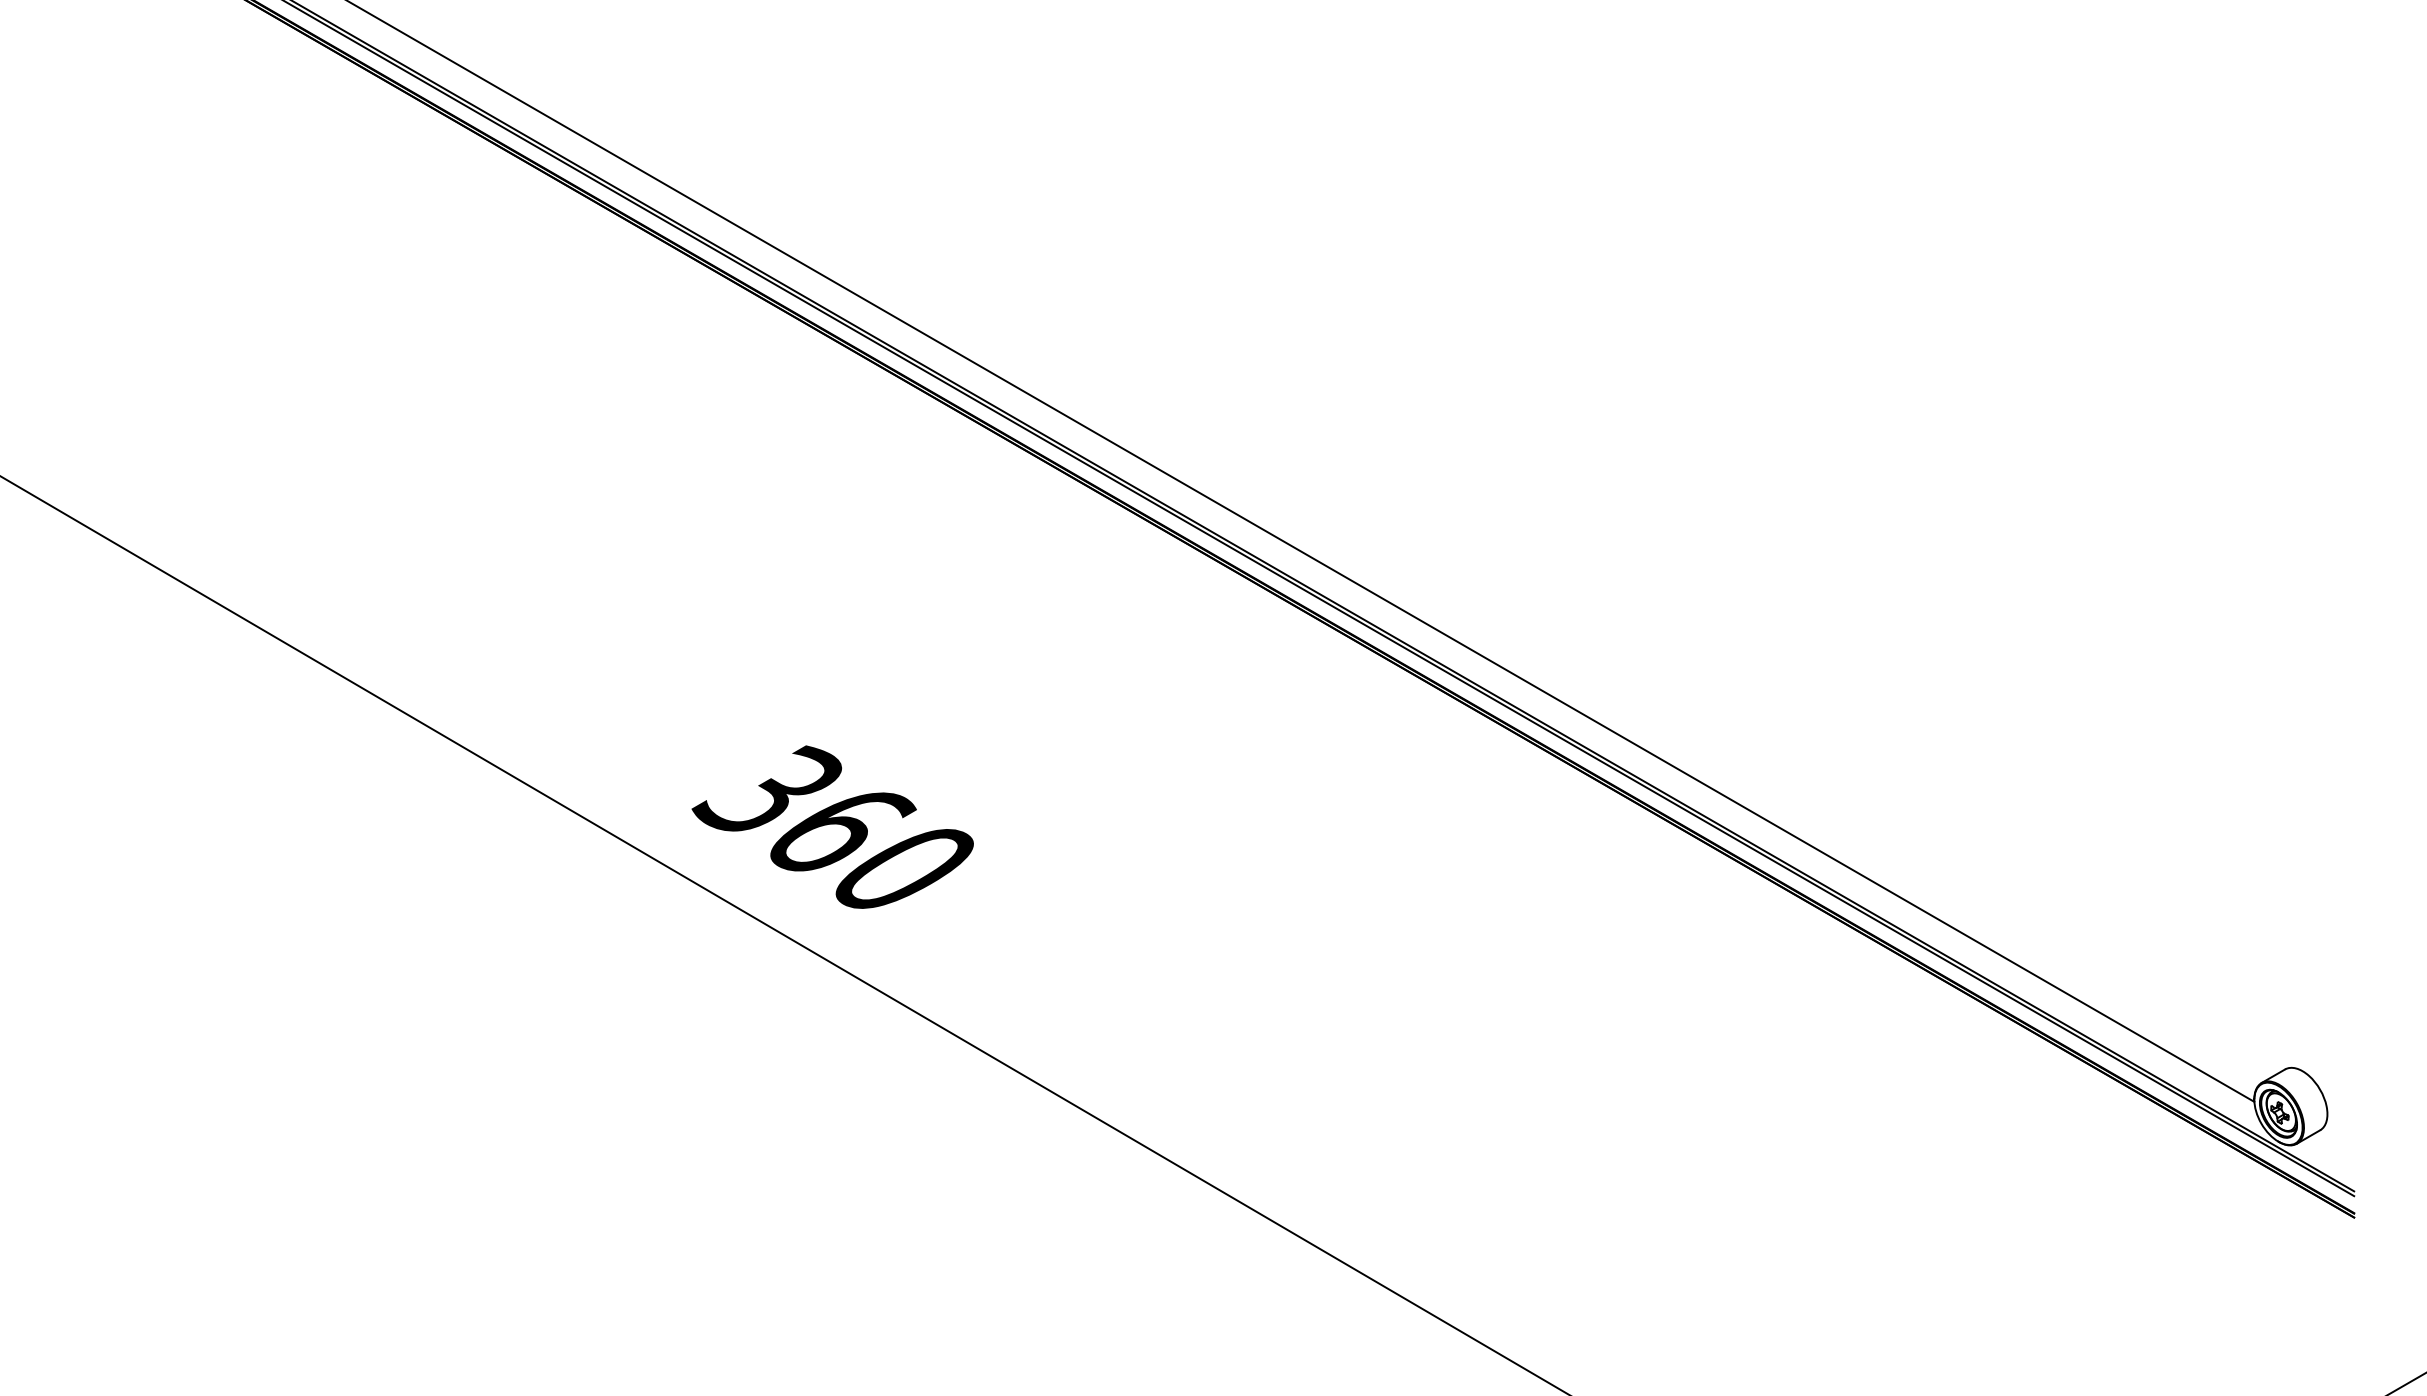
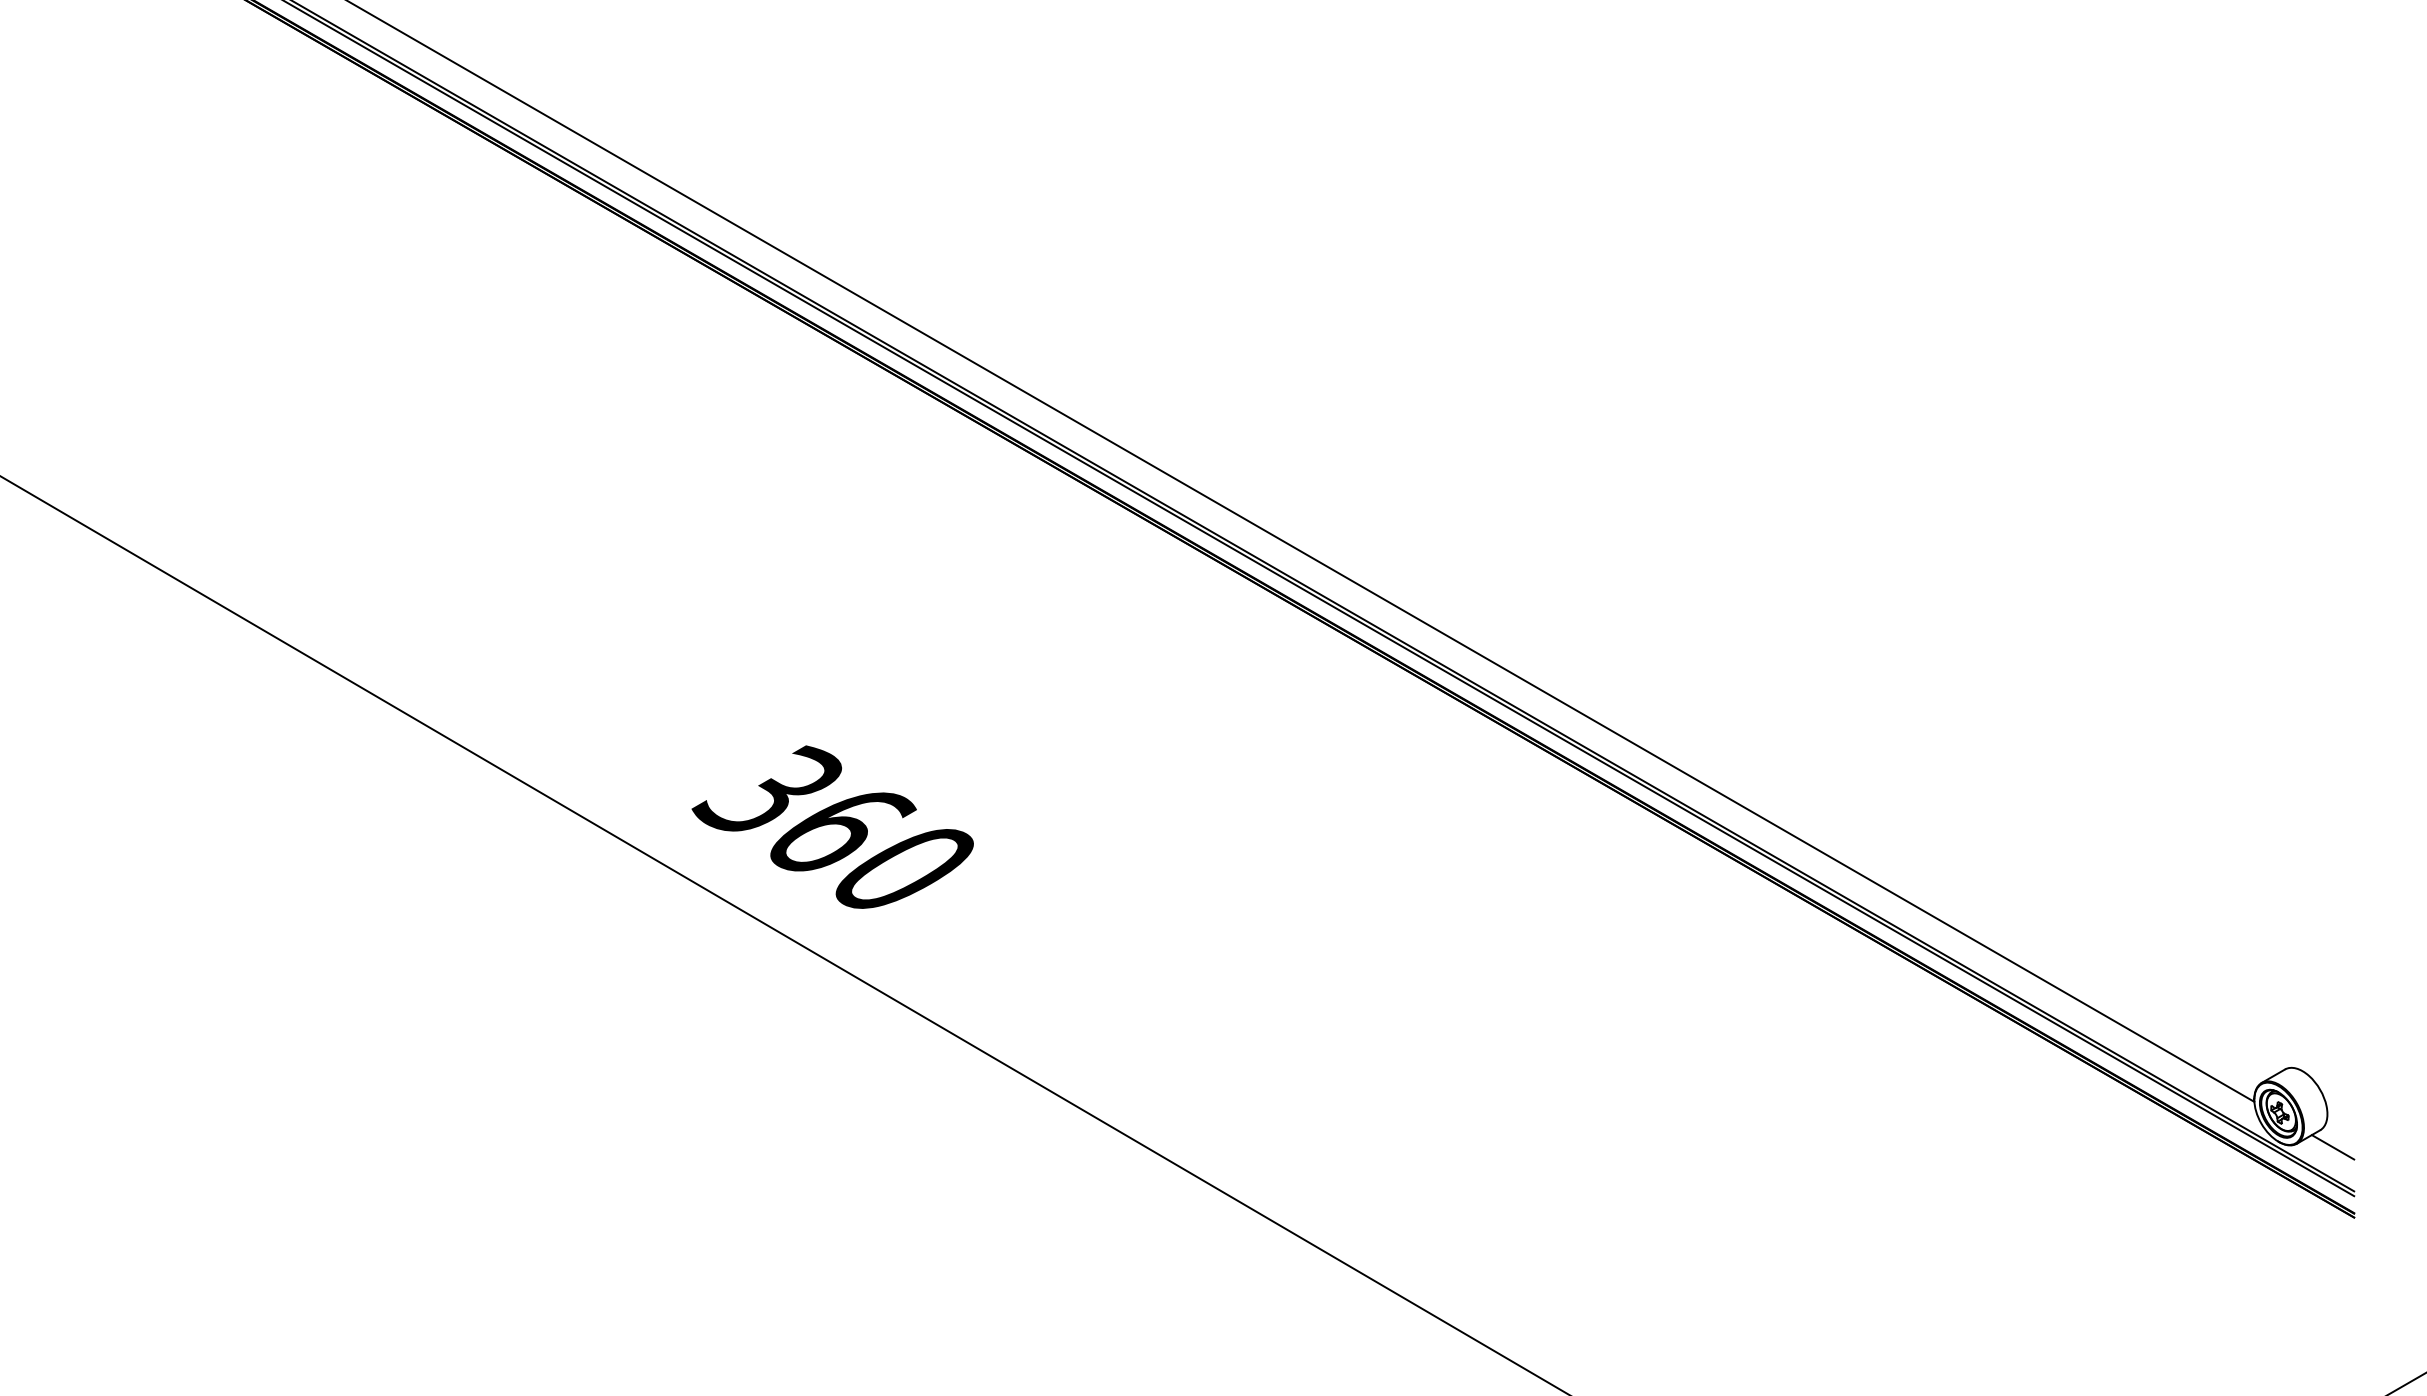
line: none -> present (2332, 1147)
